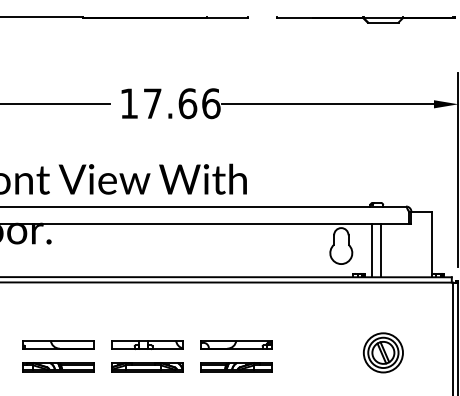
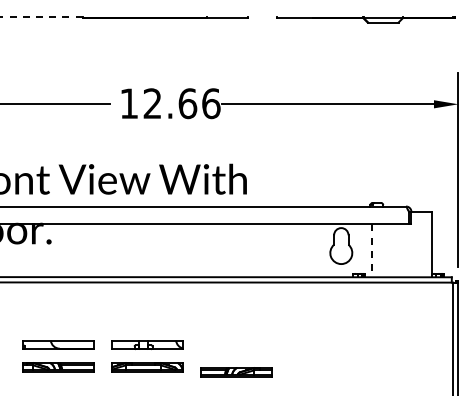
line: solid -> dashed (41, 17)
text: 17.66 -> 12.66 (152, 103)
line: present -> none (381, 250)
line: solid -> dashed (372, 251)
part: present -> none (236, 344)
part: present -> none (383, 352)
part position: (236, 367) -> (236, 372) (236, 372)
